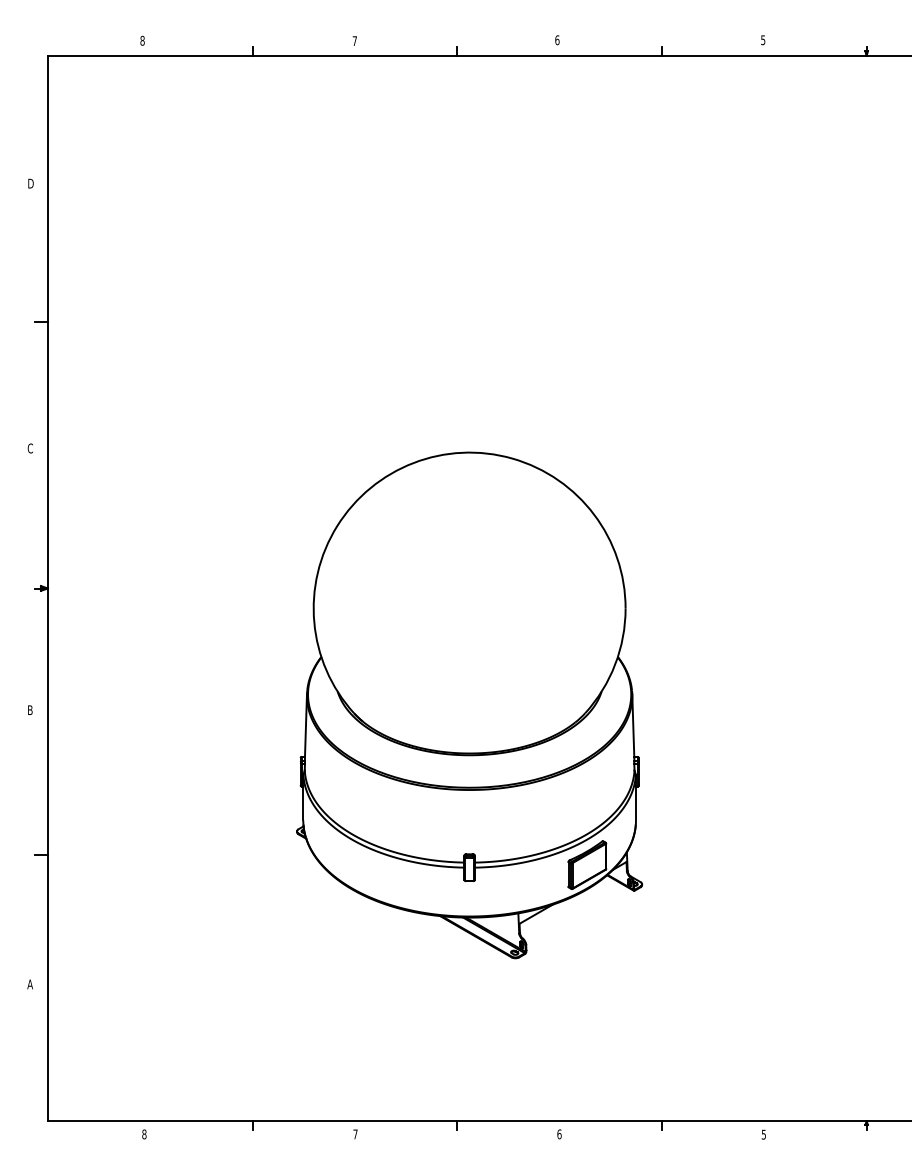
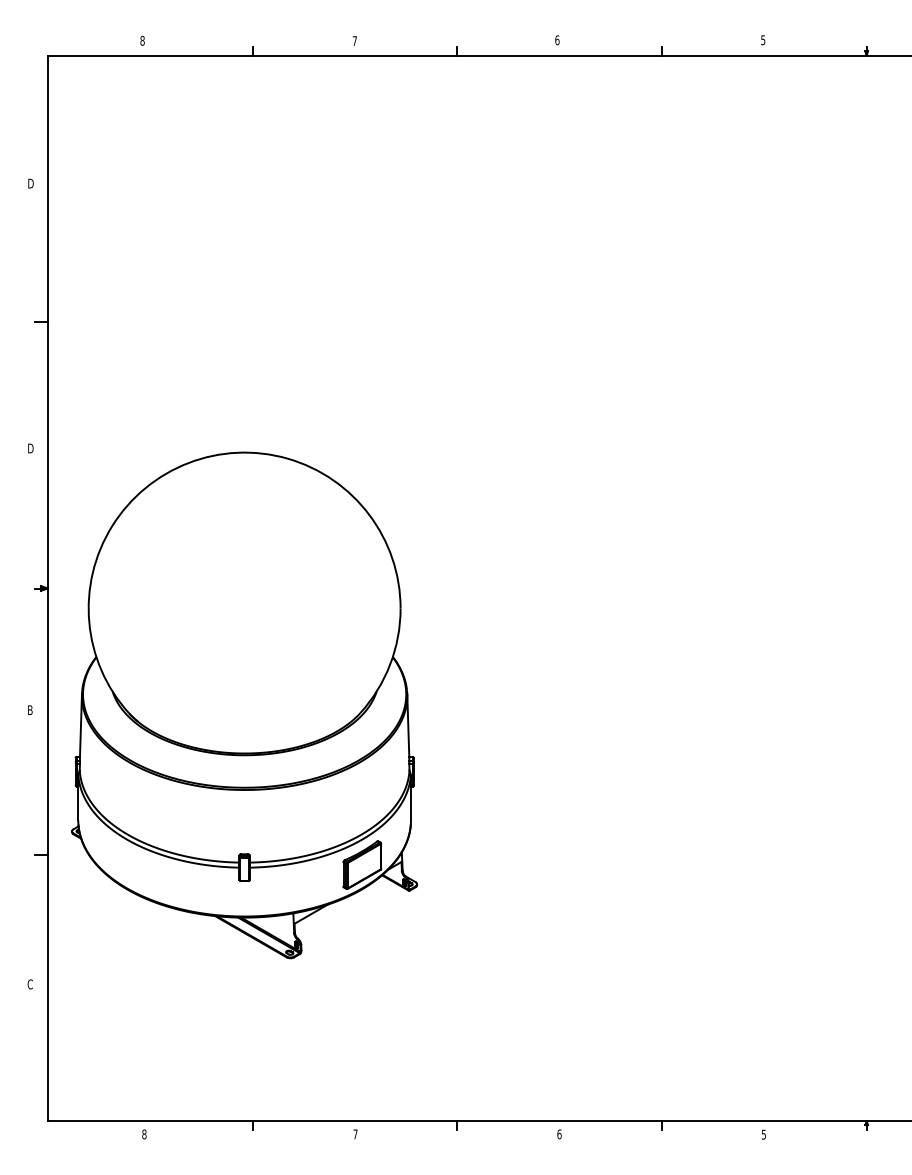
text: C -> D (30, 448)
part position: (469, 705) -> (244, 705) (244, 705)
text: A -> C (29, 984)
